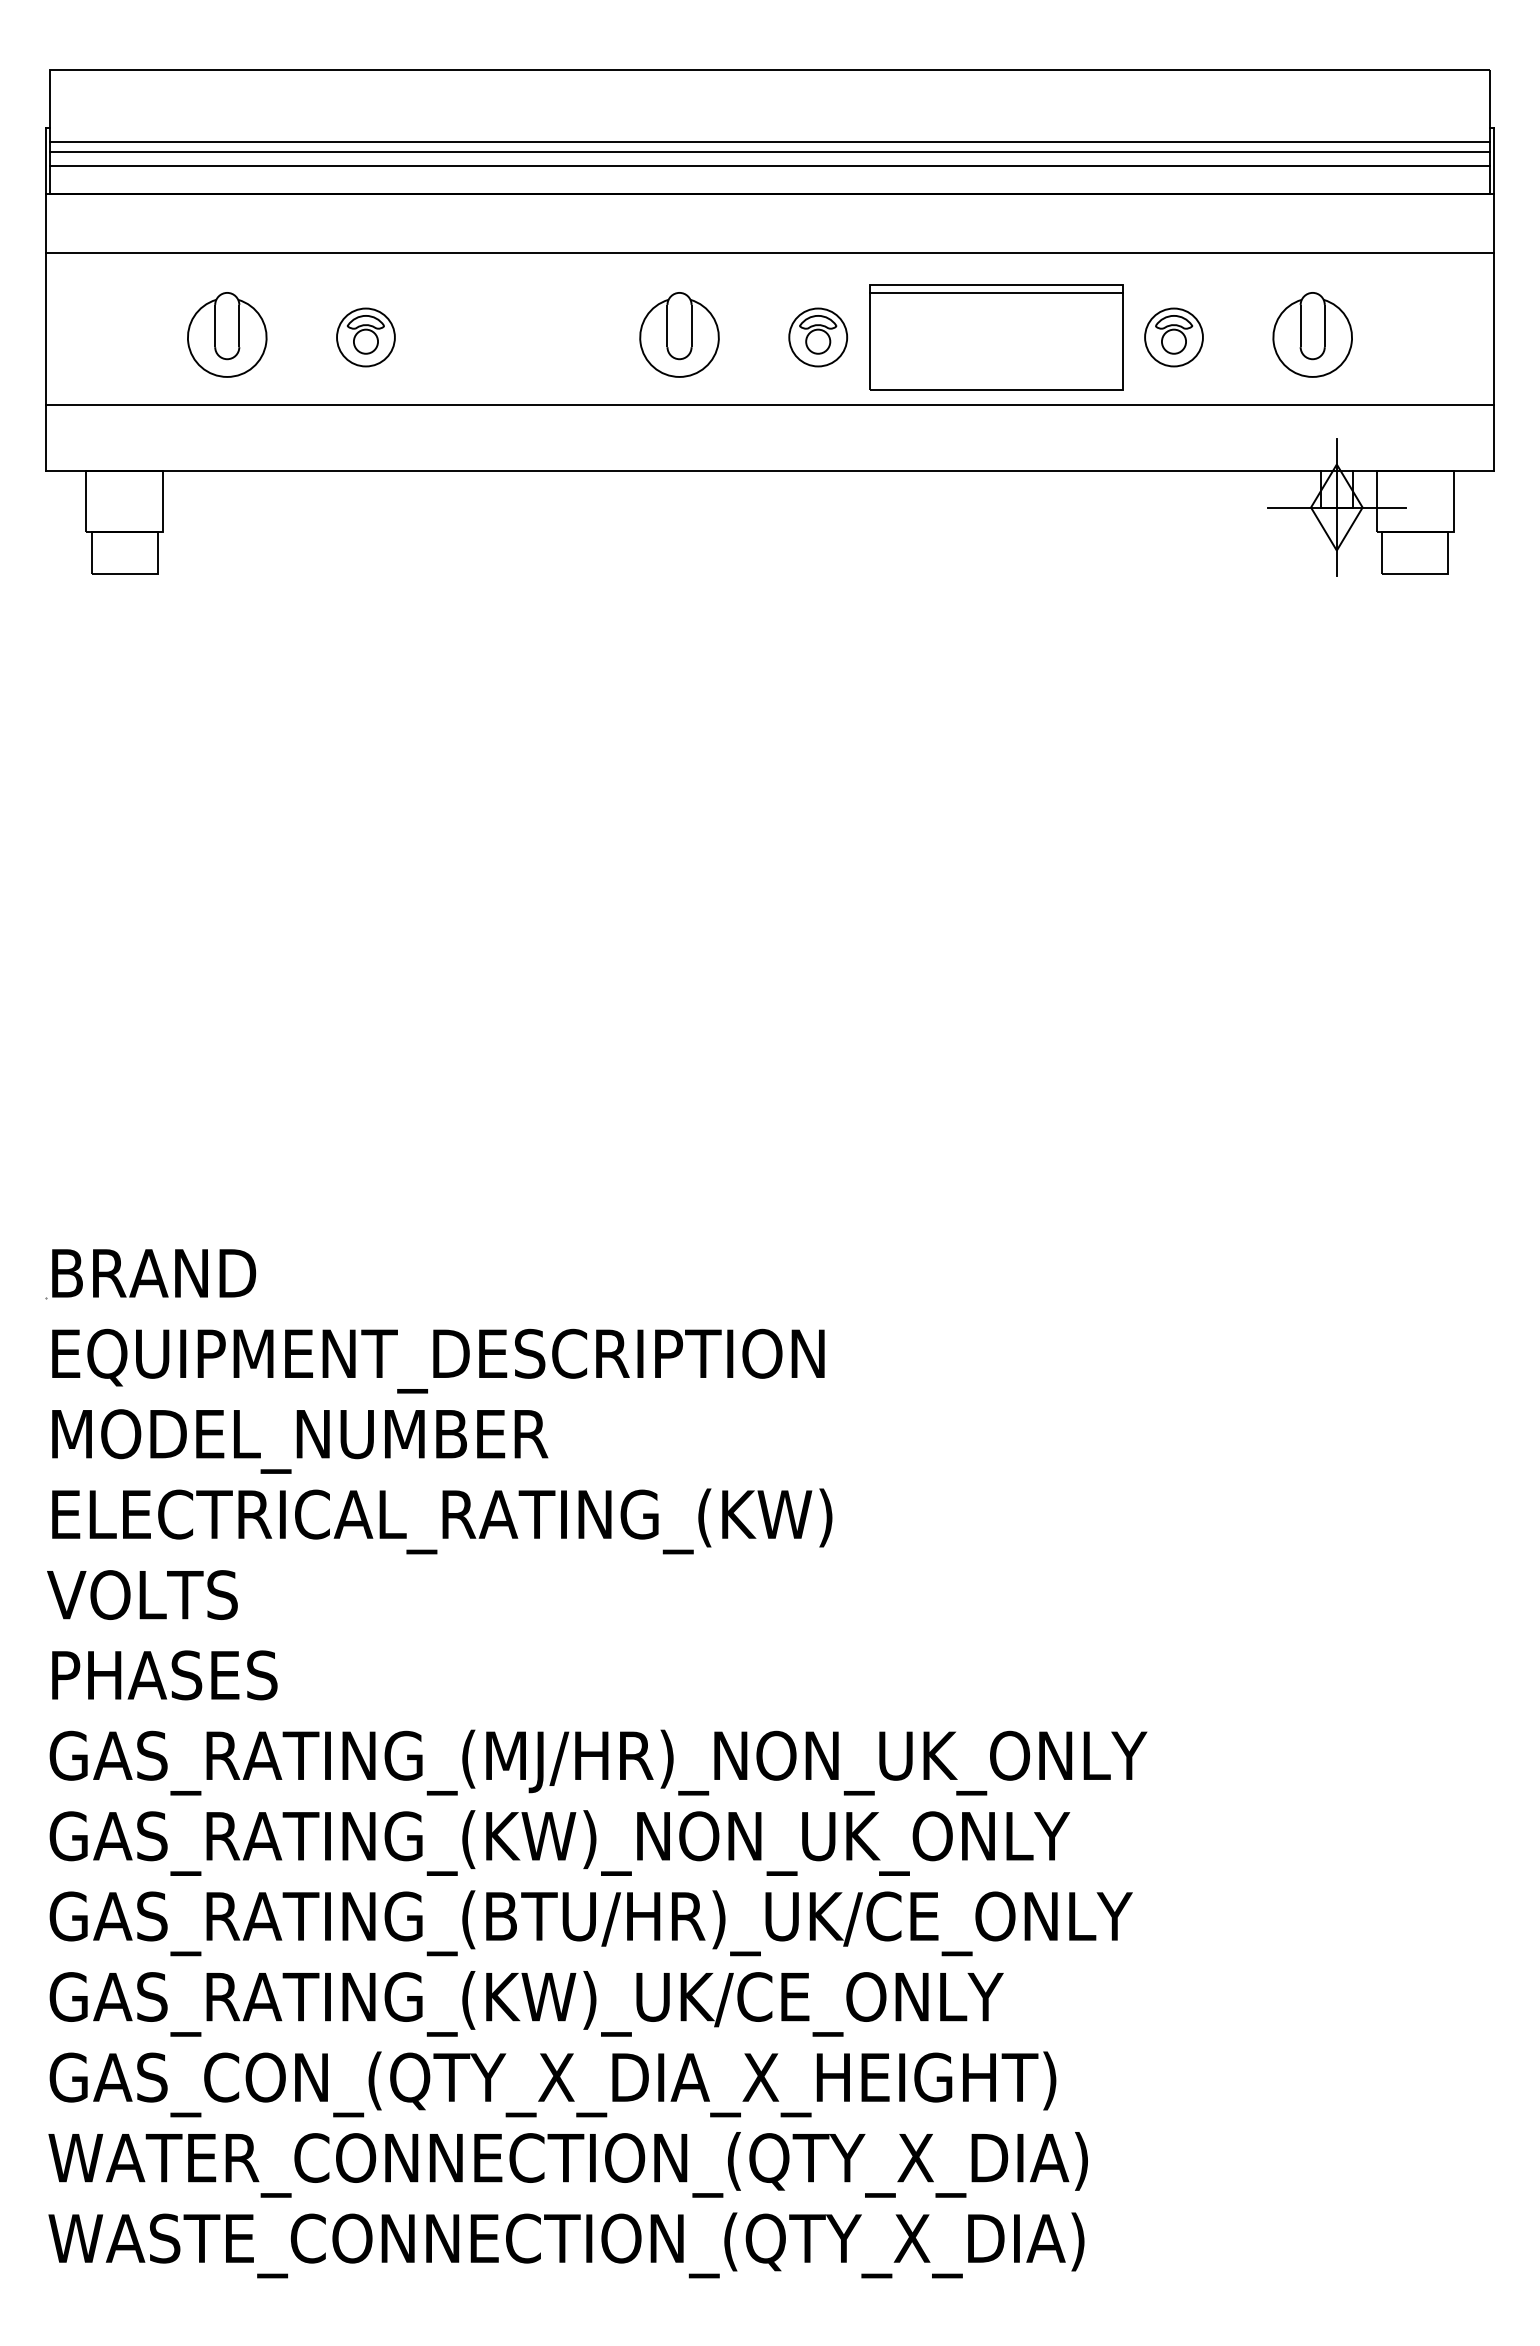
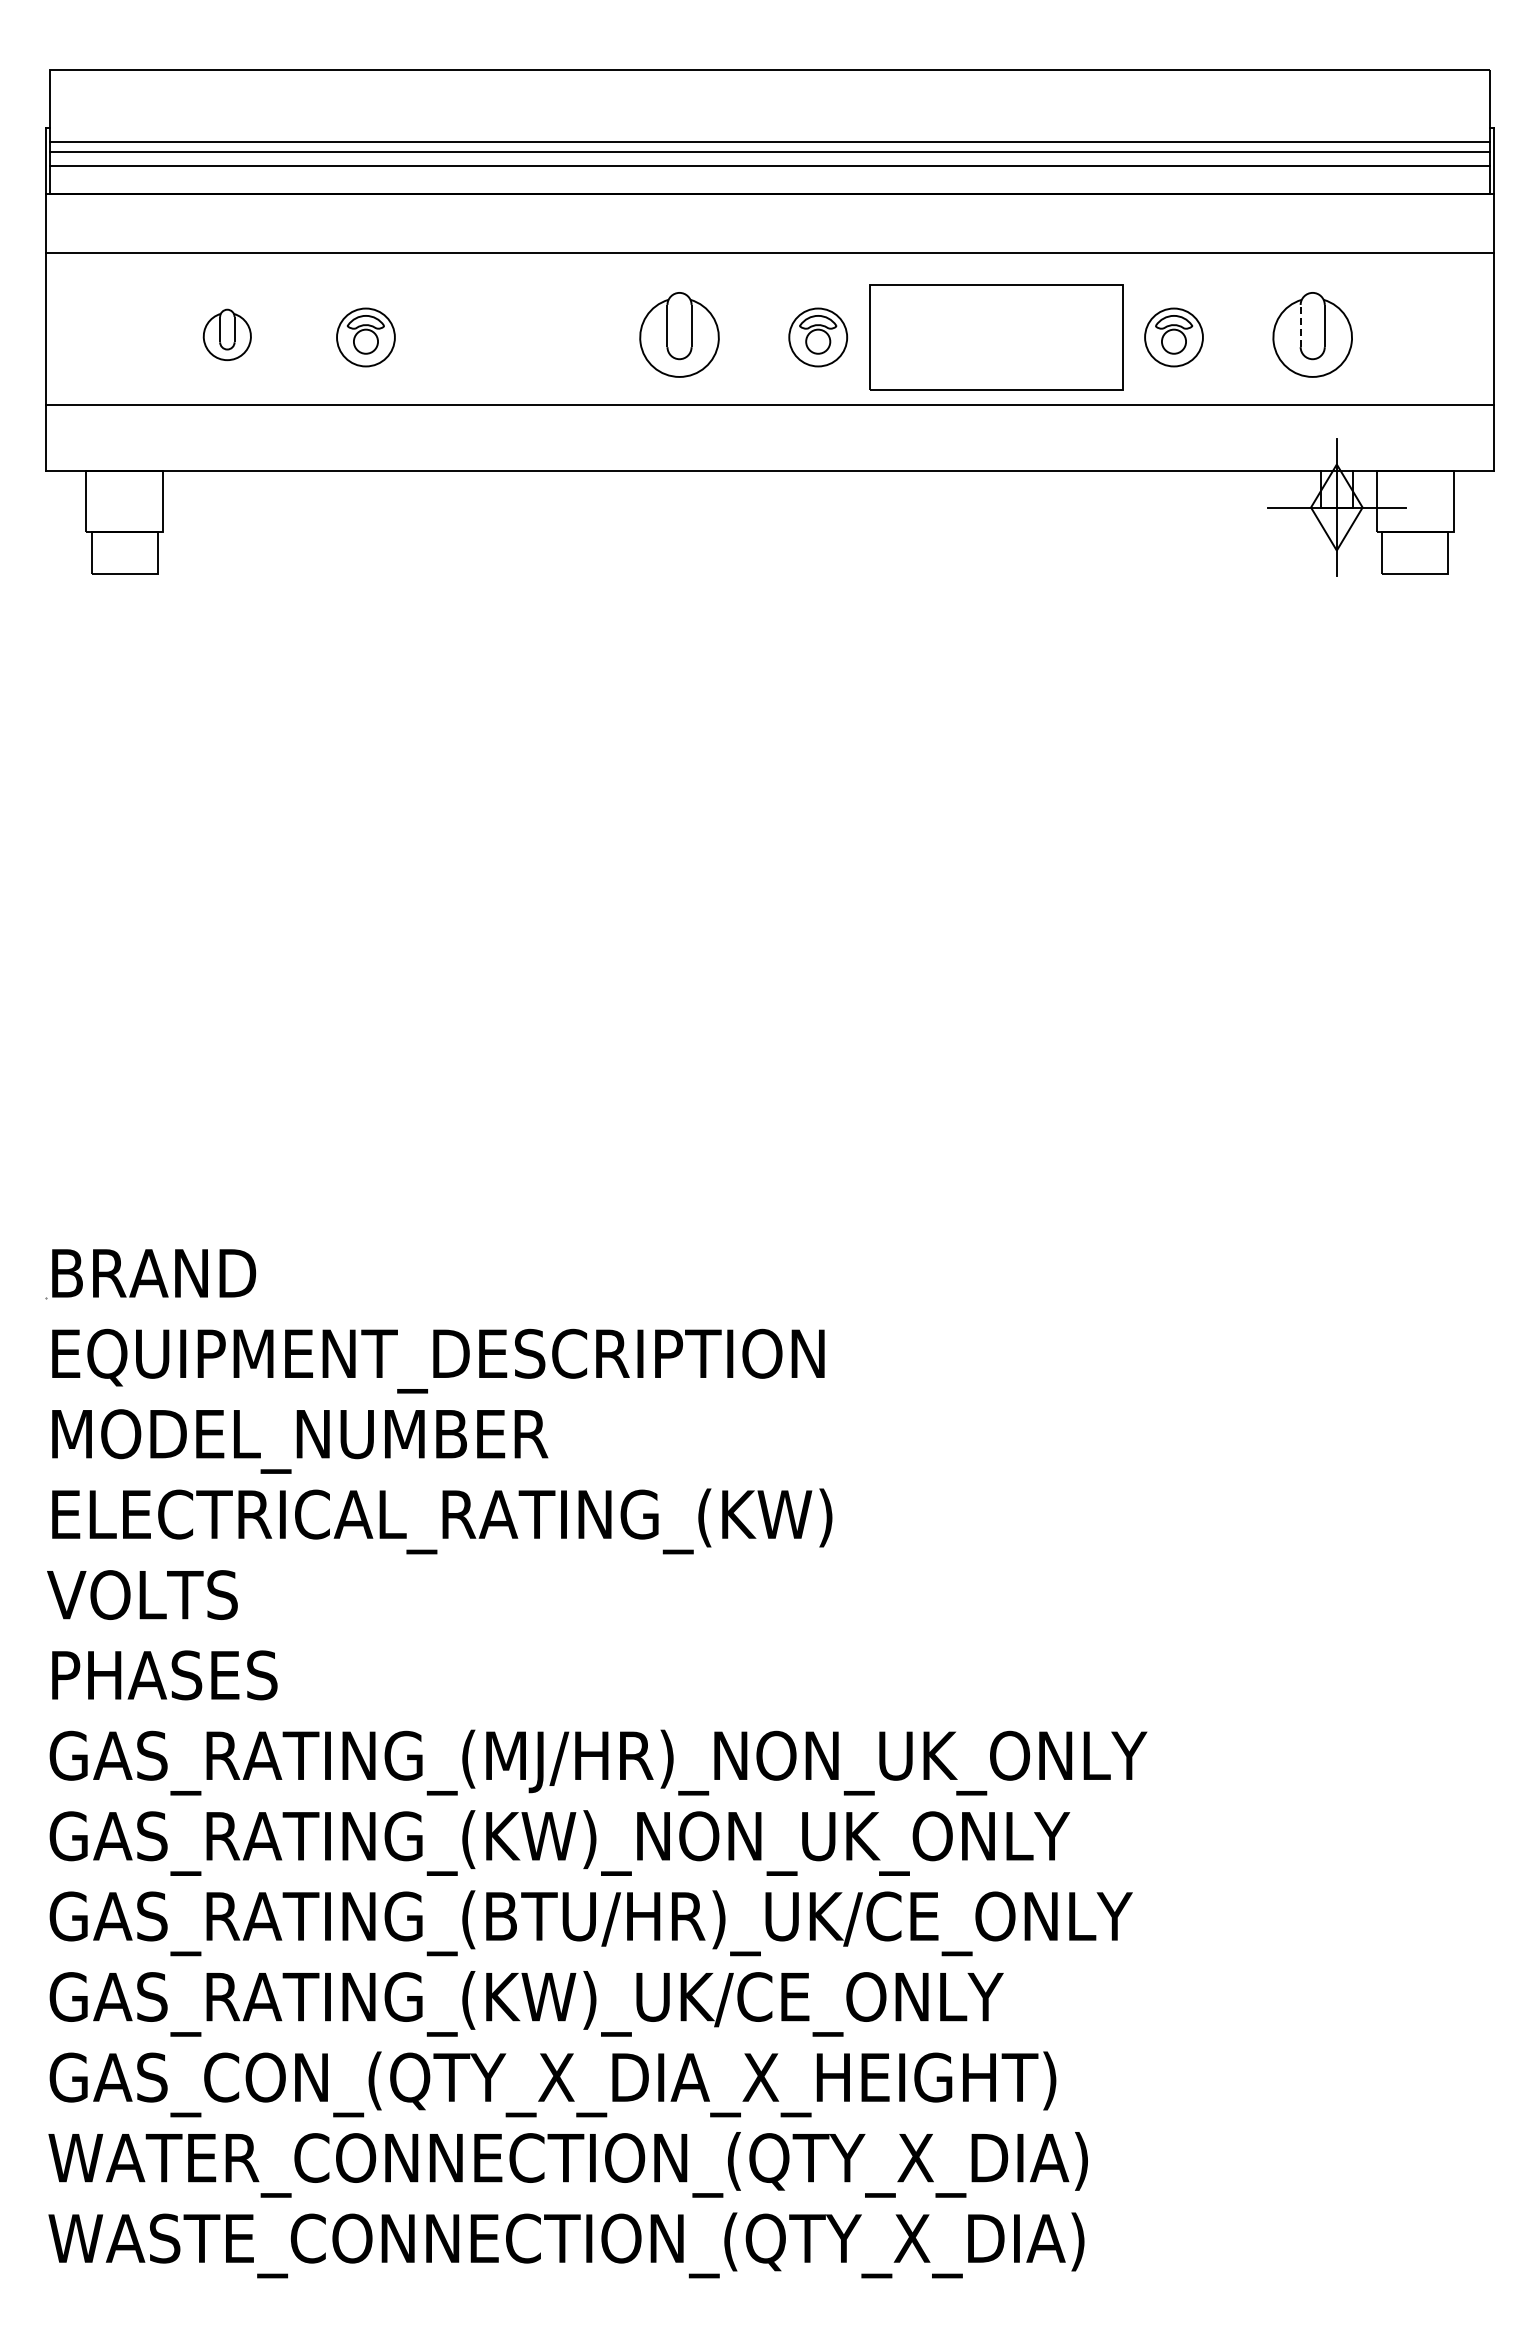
line: present -> none (995, 293)
line: solid -> dashed (1300, 325)
part size: 81x86 px -> 50x54 px (226, 334)
